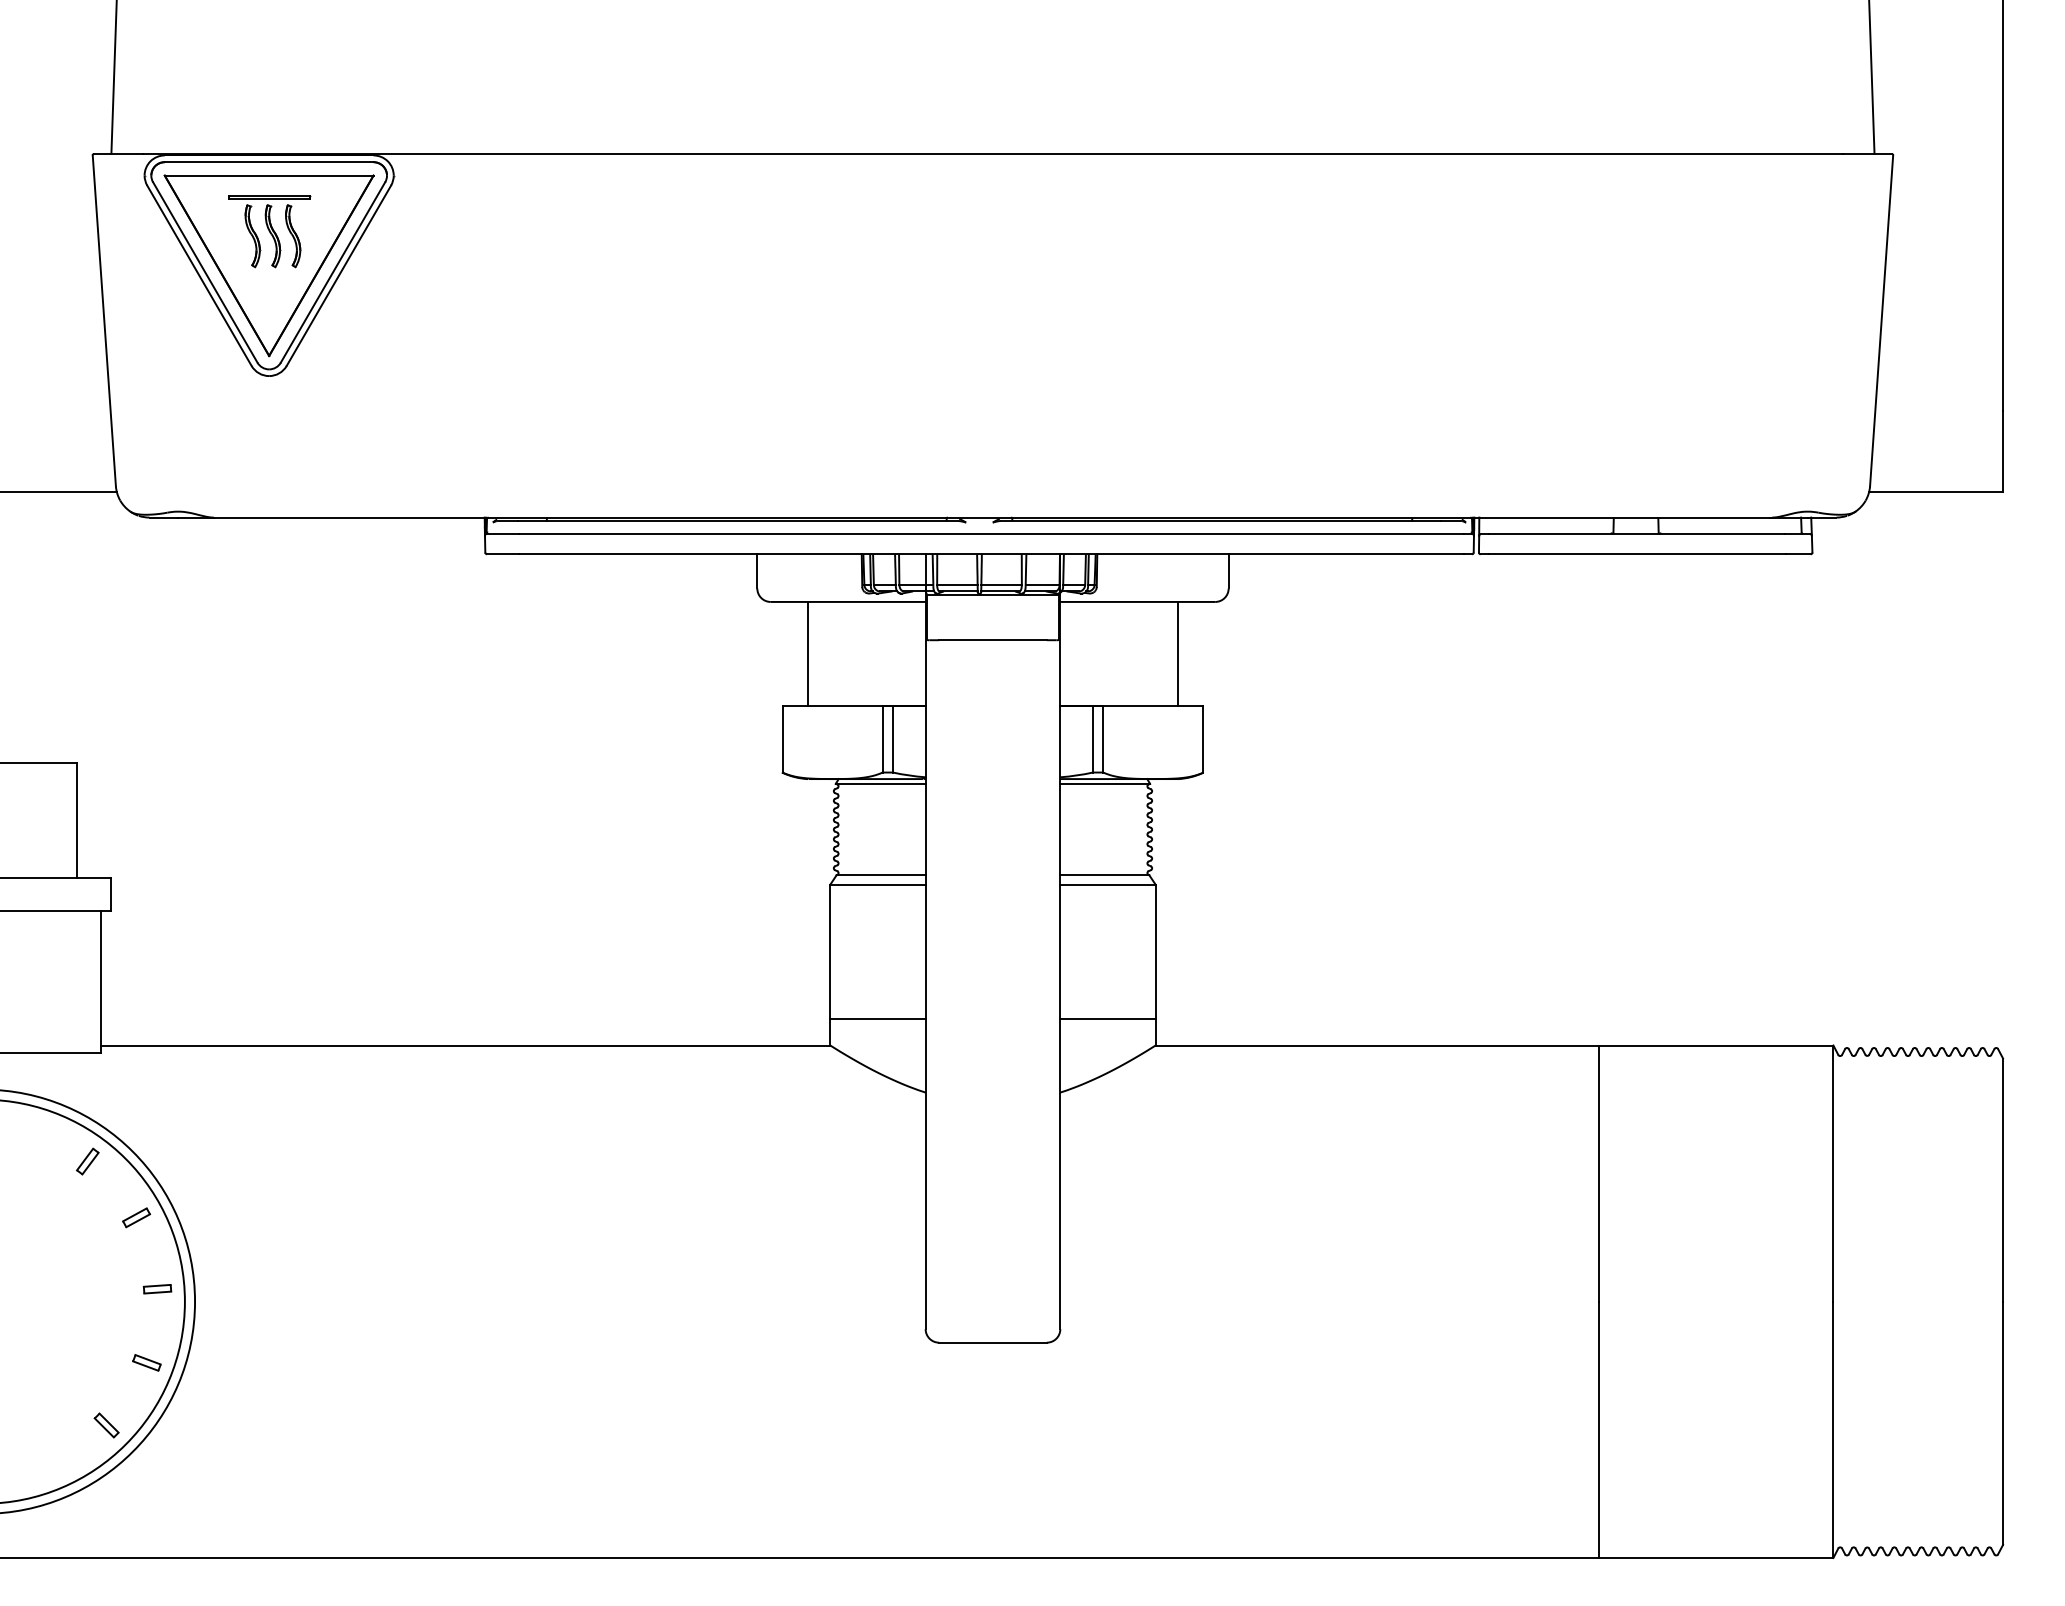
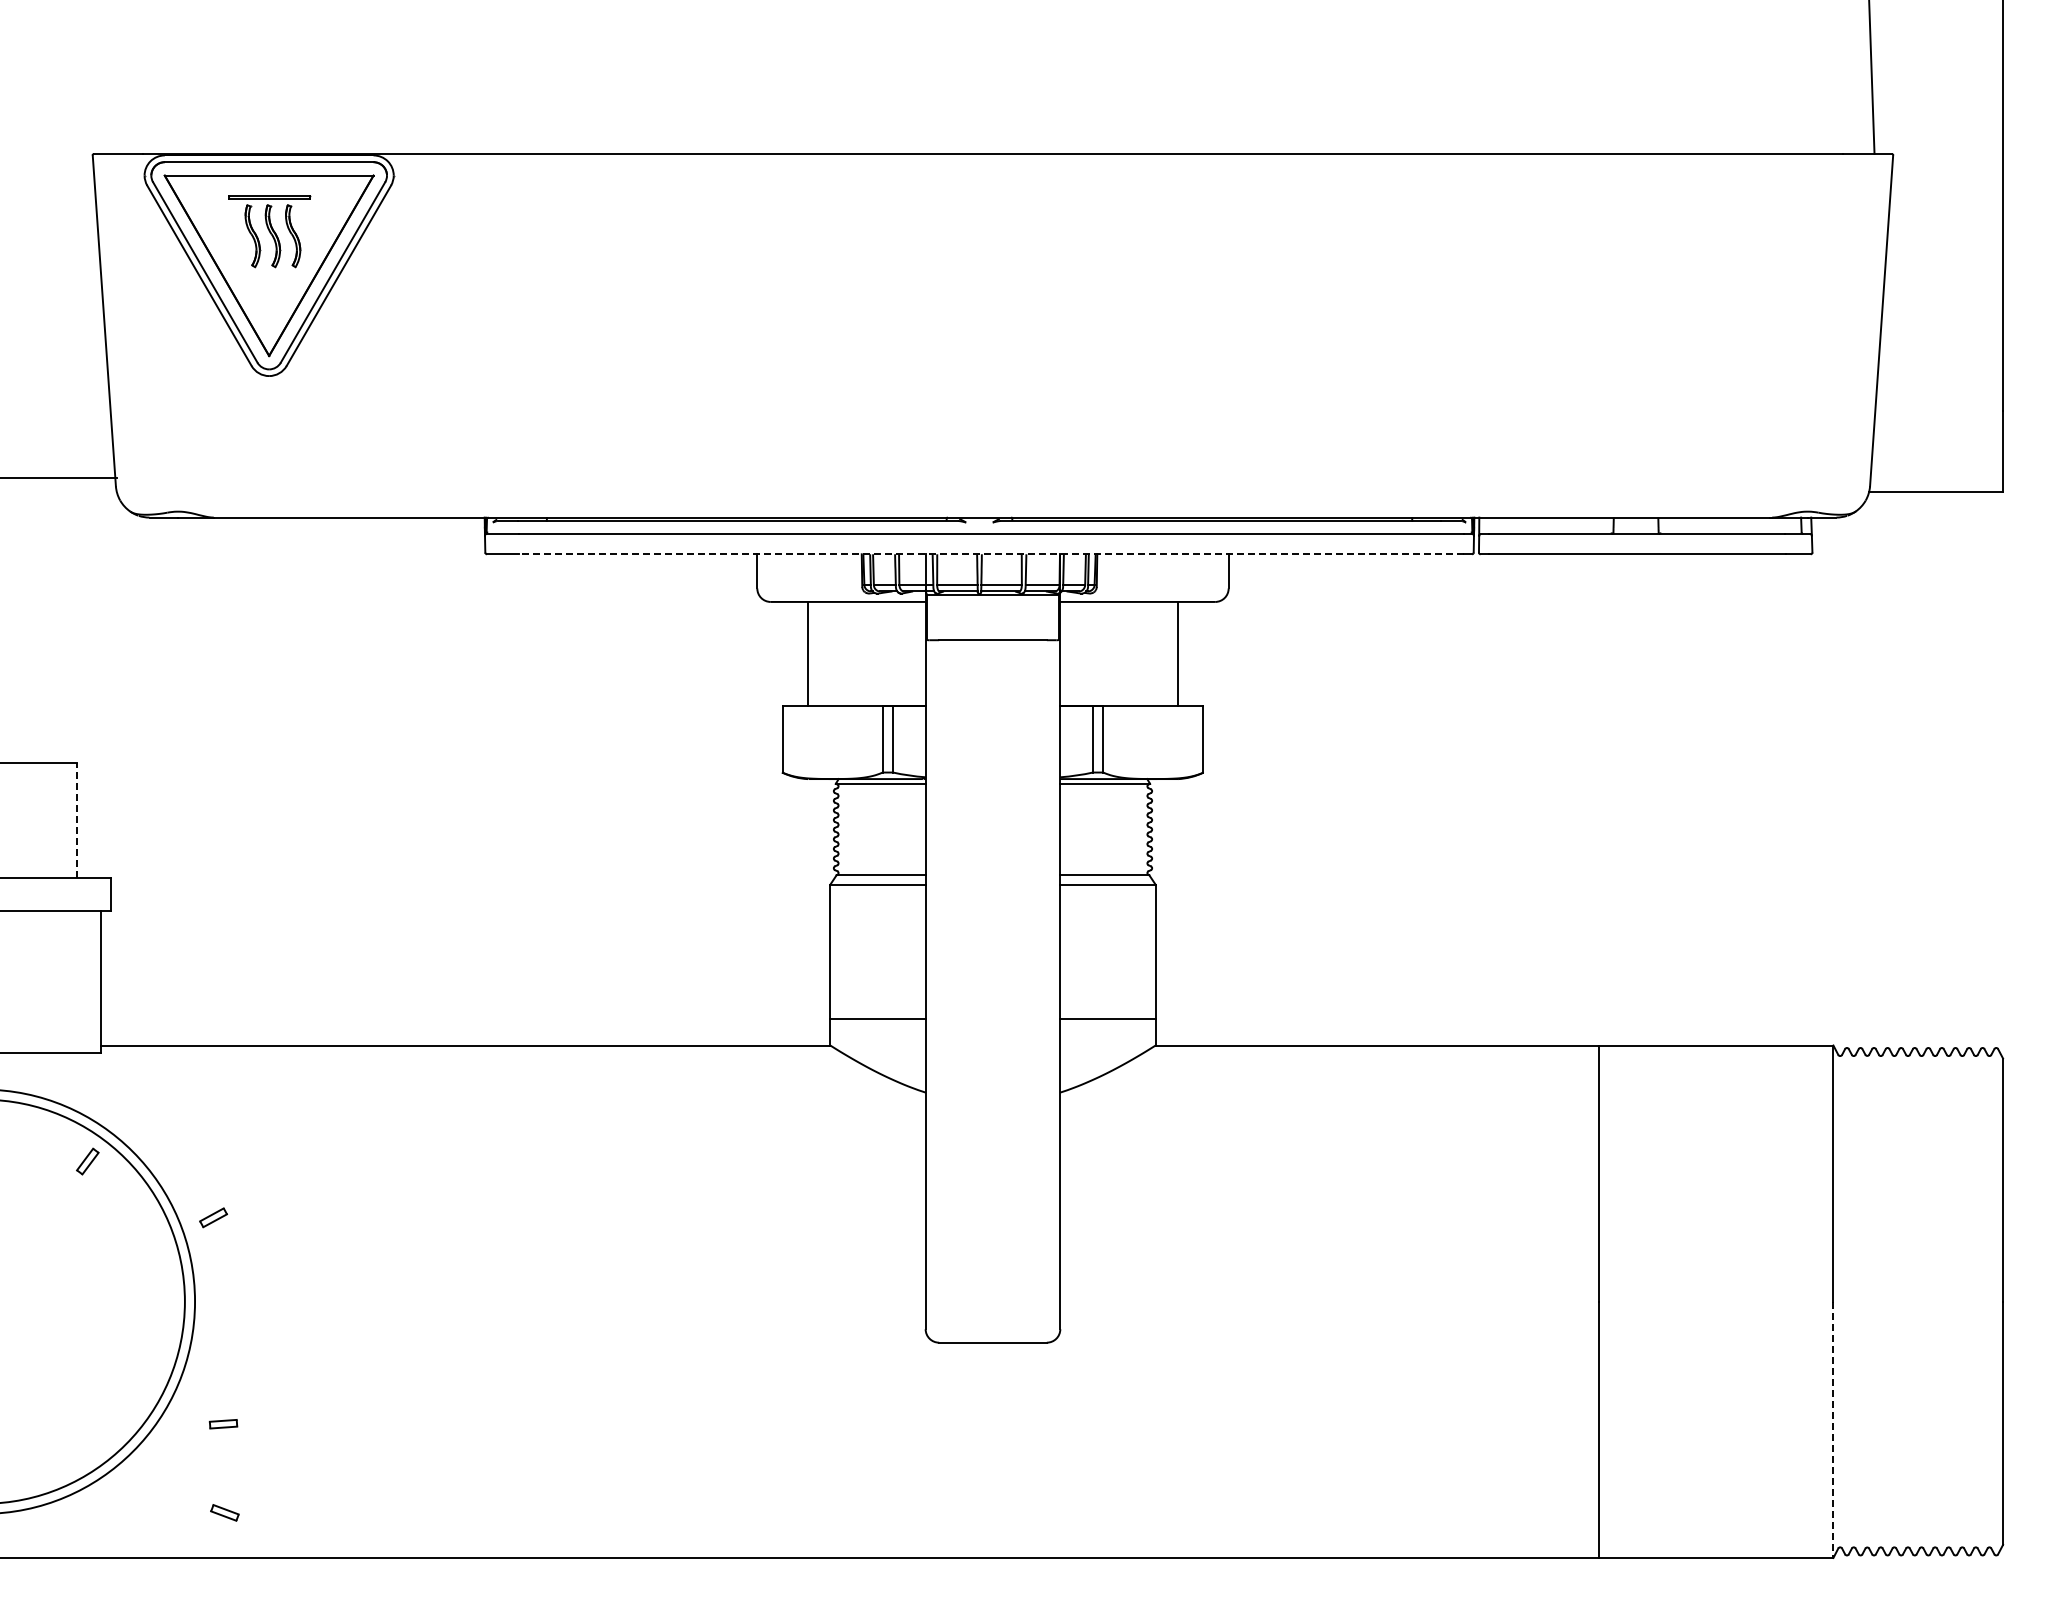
line: present -> none (113, 77)
line position: (59, 492) -> (59, 478) (59, 478)
line: solid -> dashed (990, 554)
line: solid -> dashed (77, 819)
part position: (136, 1217) -> (213, 1217) (213, 1217)
part position: (157, 1289) -> (223, 1424) (223, 1424)
part position: (146, 1362) -> (224, 1512) (224, 1512)
part: present -> none (106, 1425)
line: solid -> dashed (1833, 1430)
